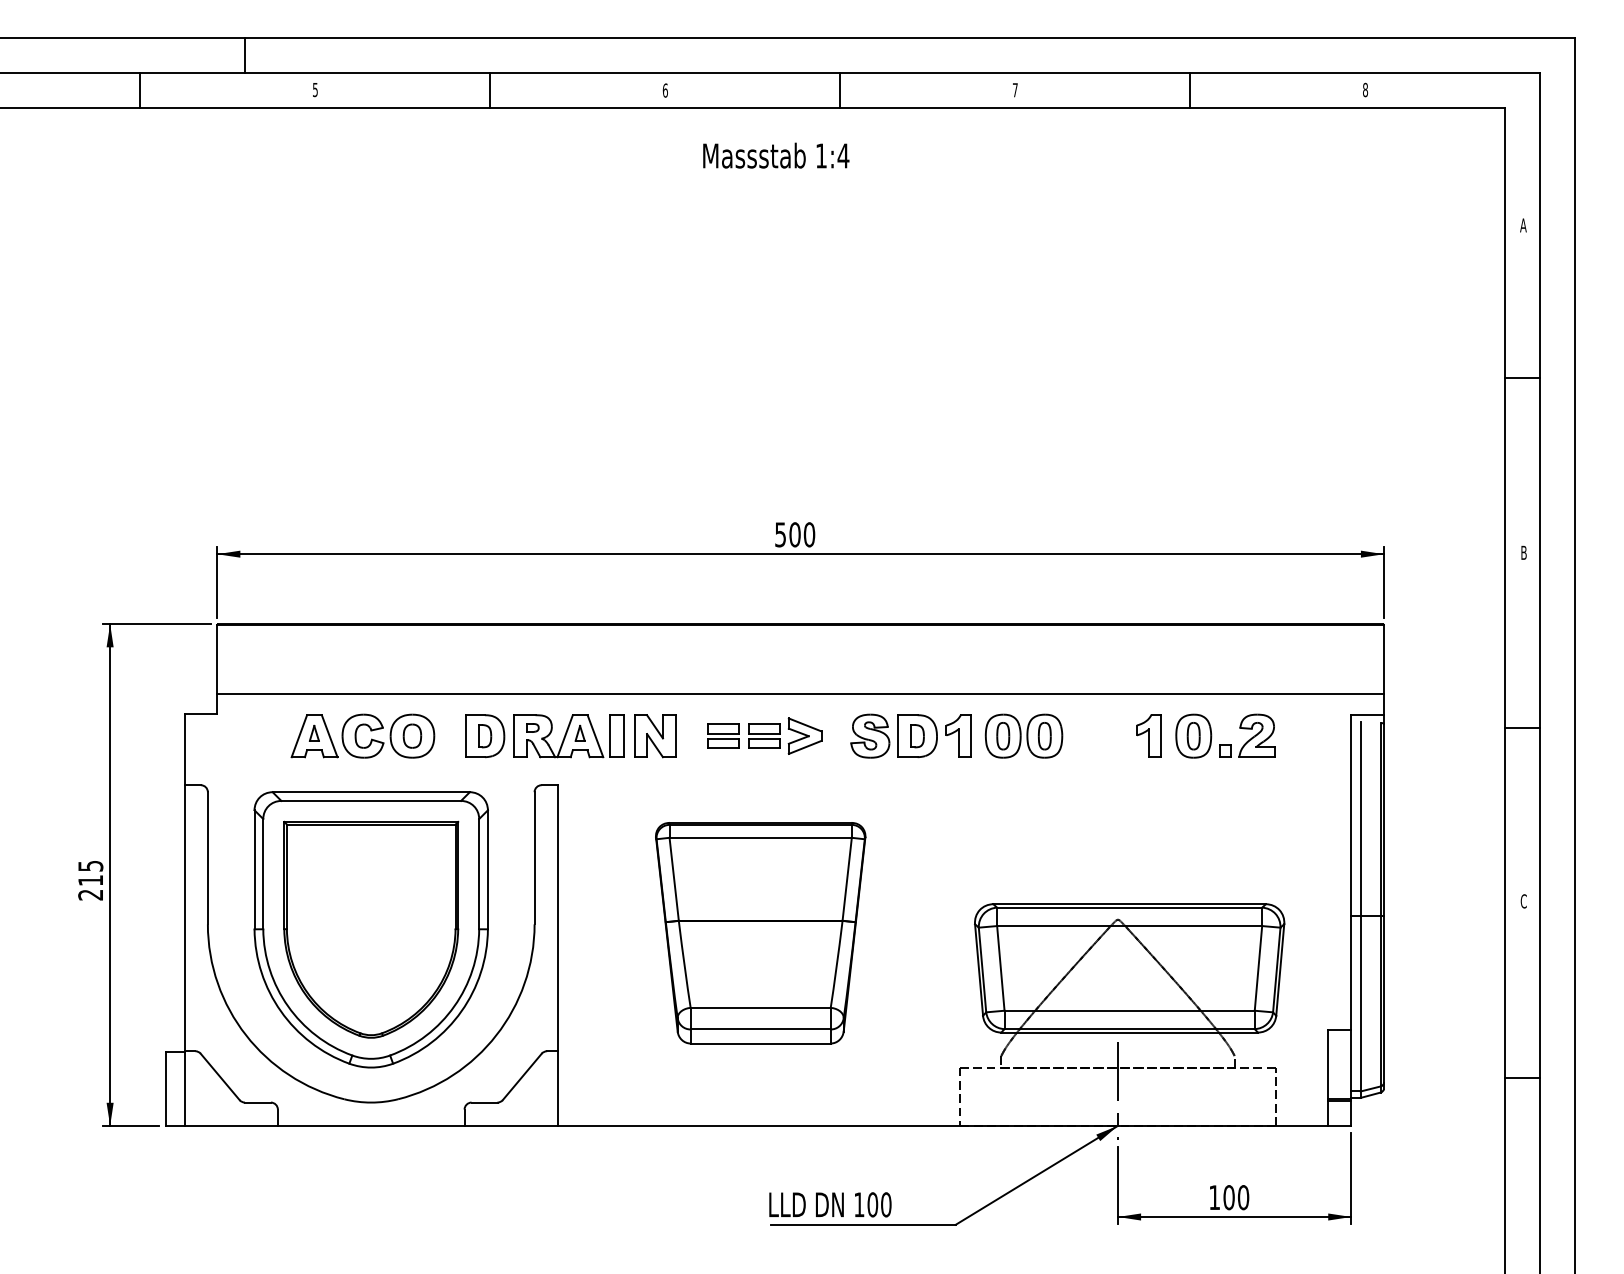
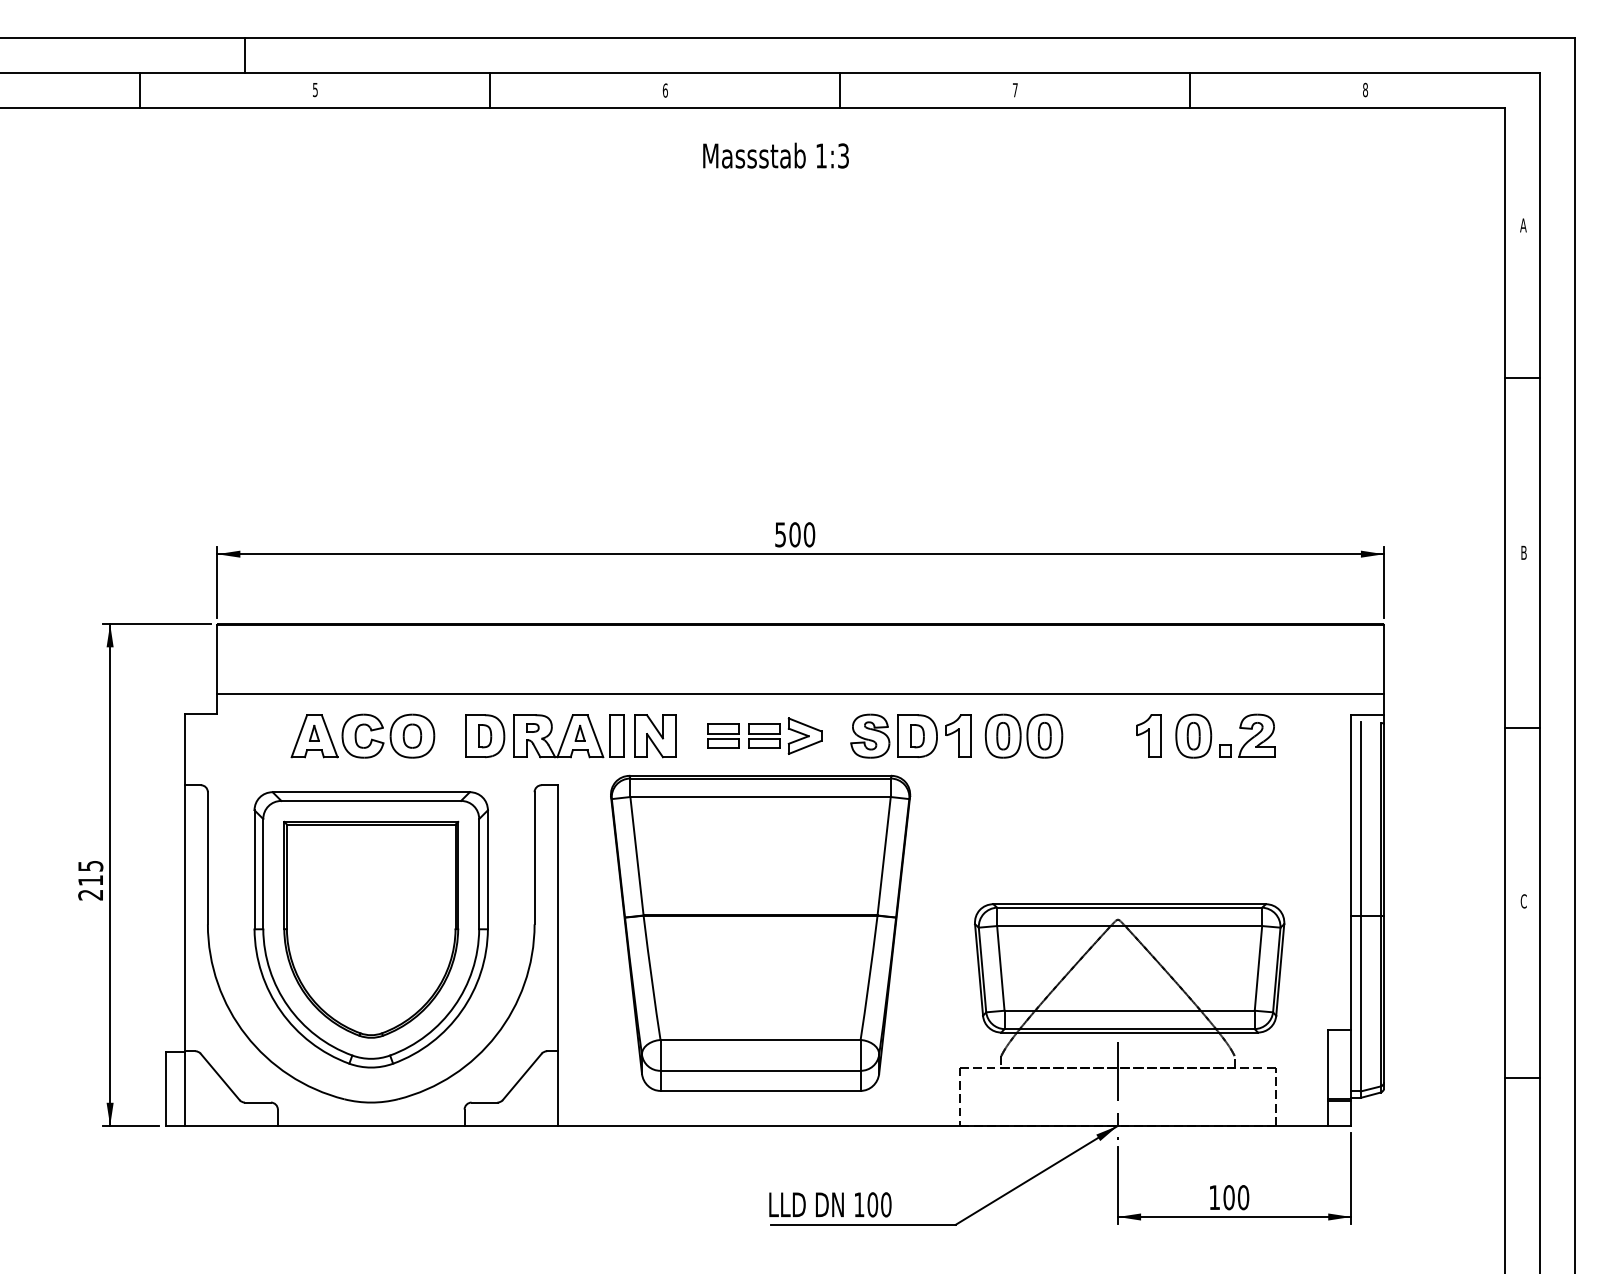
text: 1:4 -> 1:3 (843, 155)
part size: 212x223 px -> 302x318 px (760, 932)
